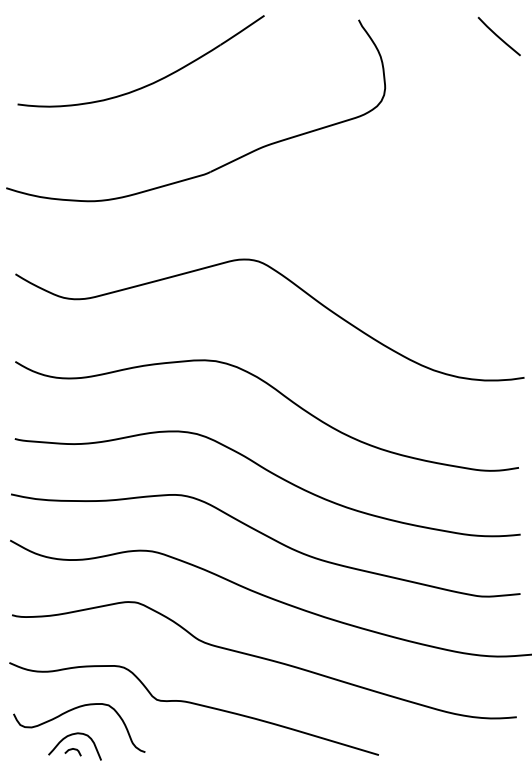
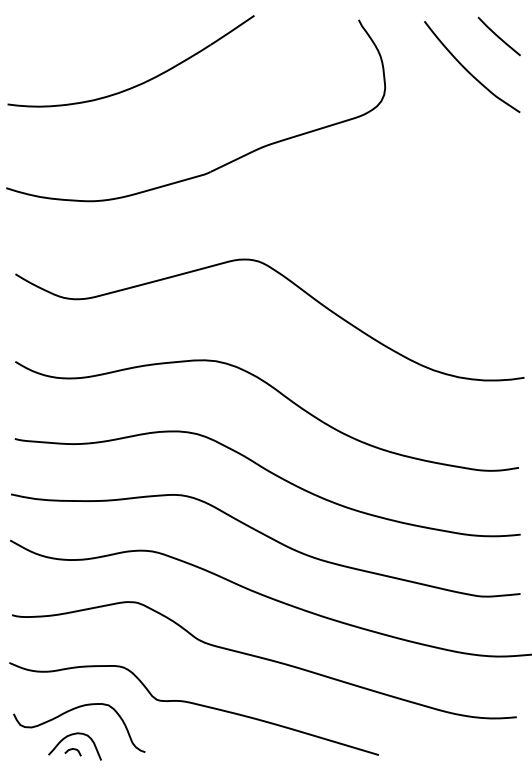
curve: none -> present (468, 70)
part position: (149, 83) -> (139, 83) (139, 83)
